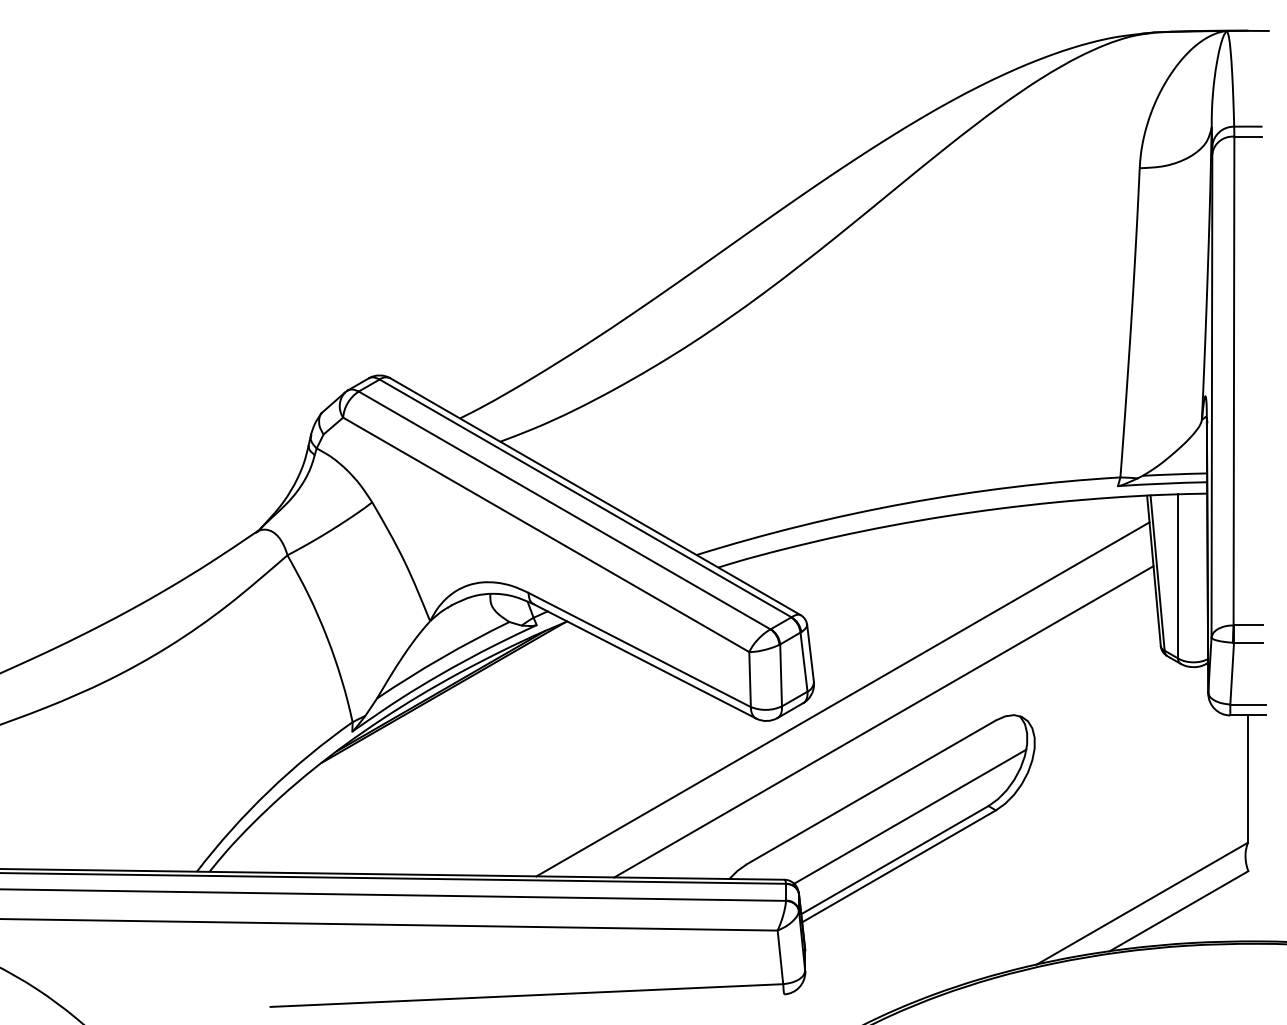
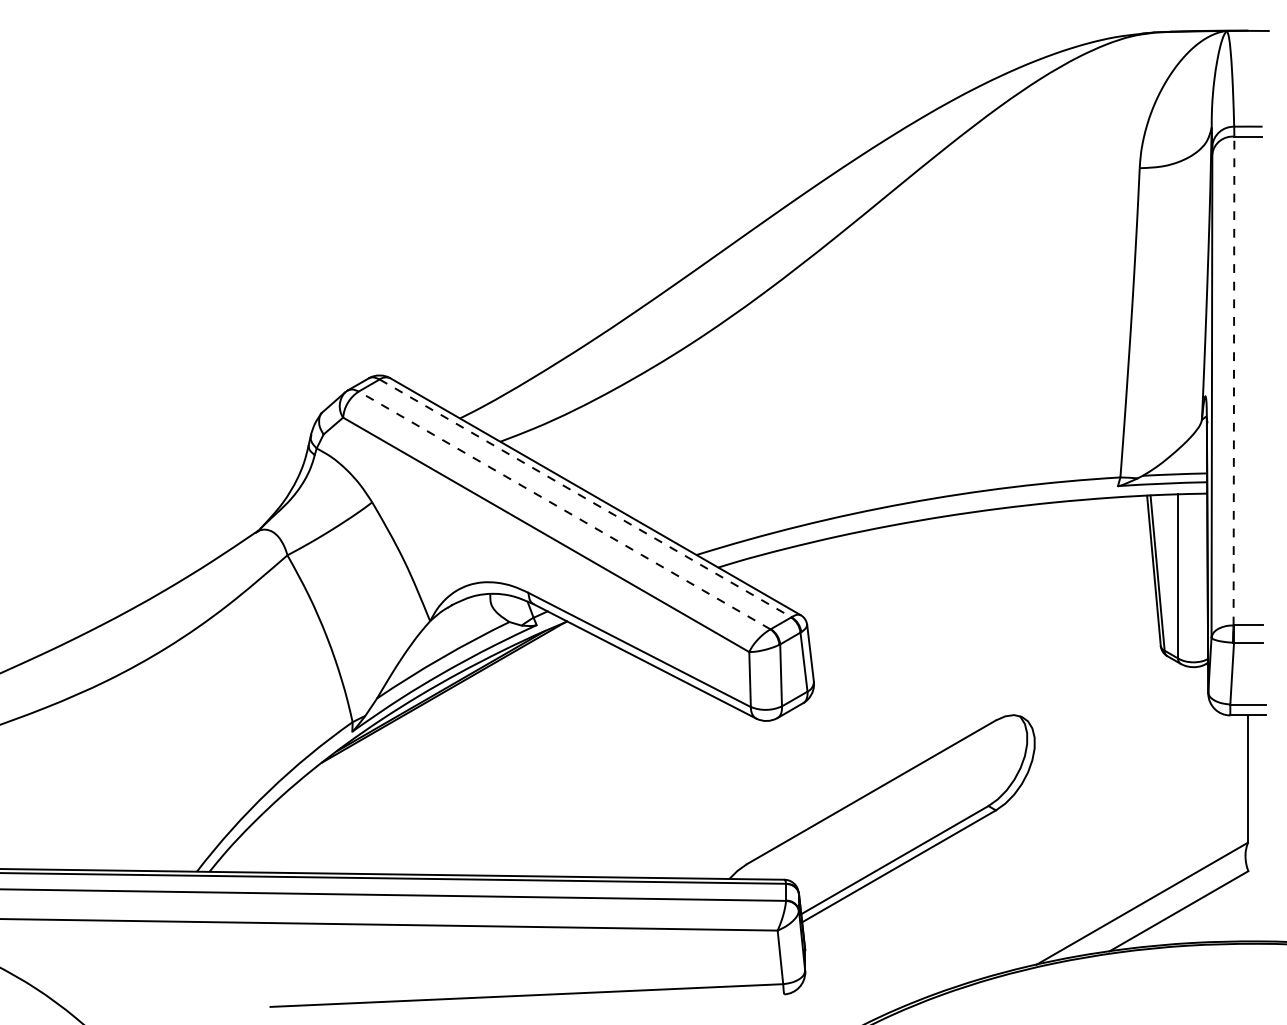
line: solid -> dashed (1233, 380)
line: solid -> dashed (585, 498)
line: solid -> dashed (564, 510)
line: present -> none (842, 699)
line: present -> none (883, 721)
line: present -> none (909, 816)
